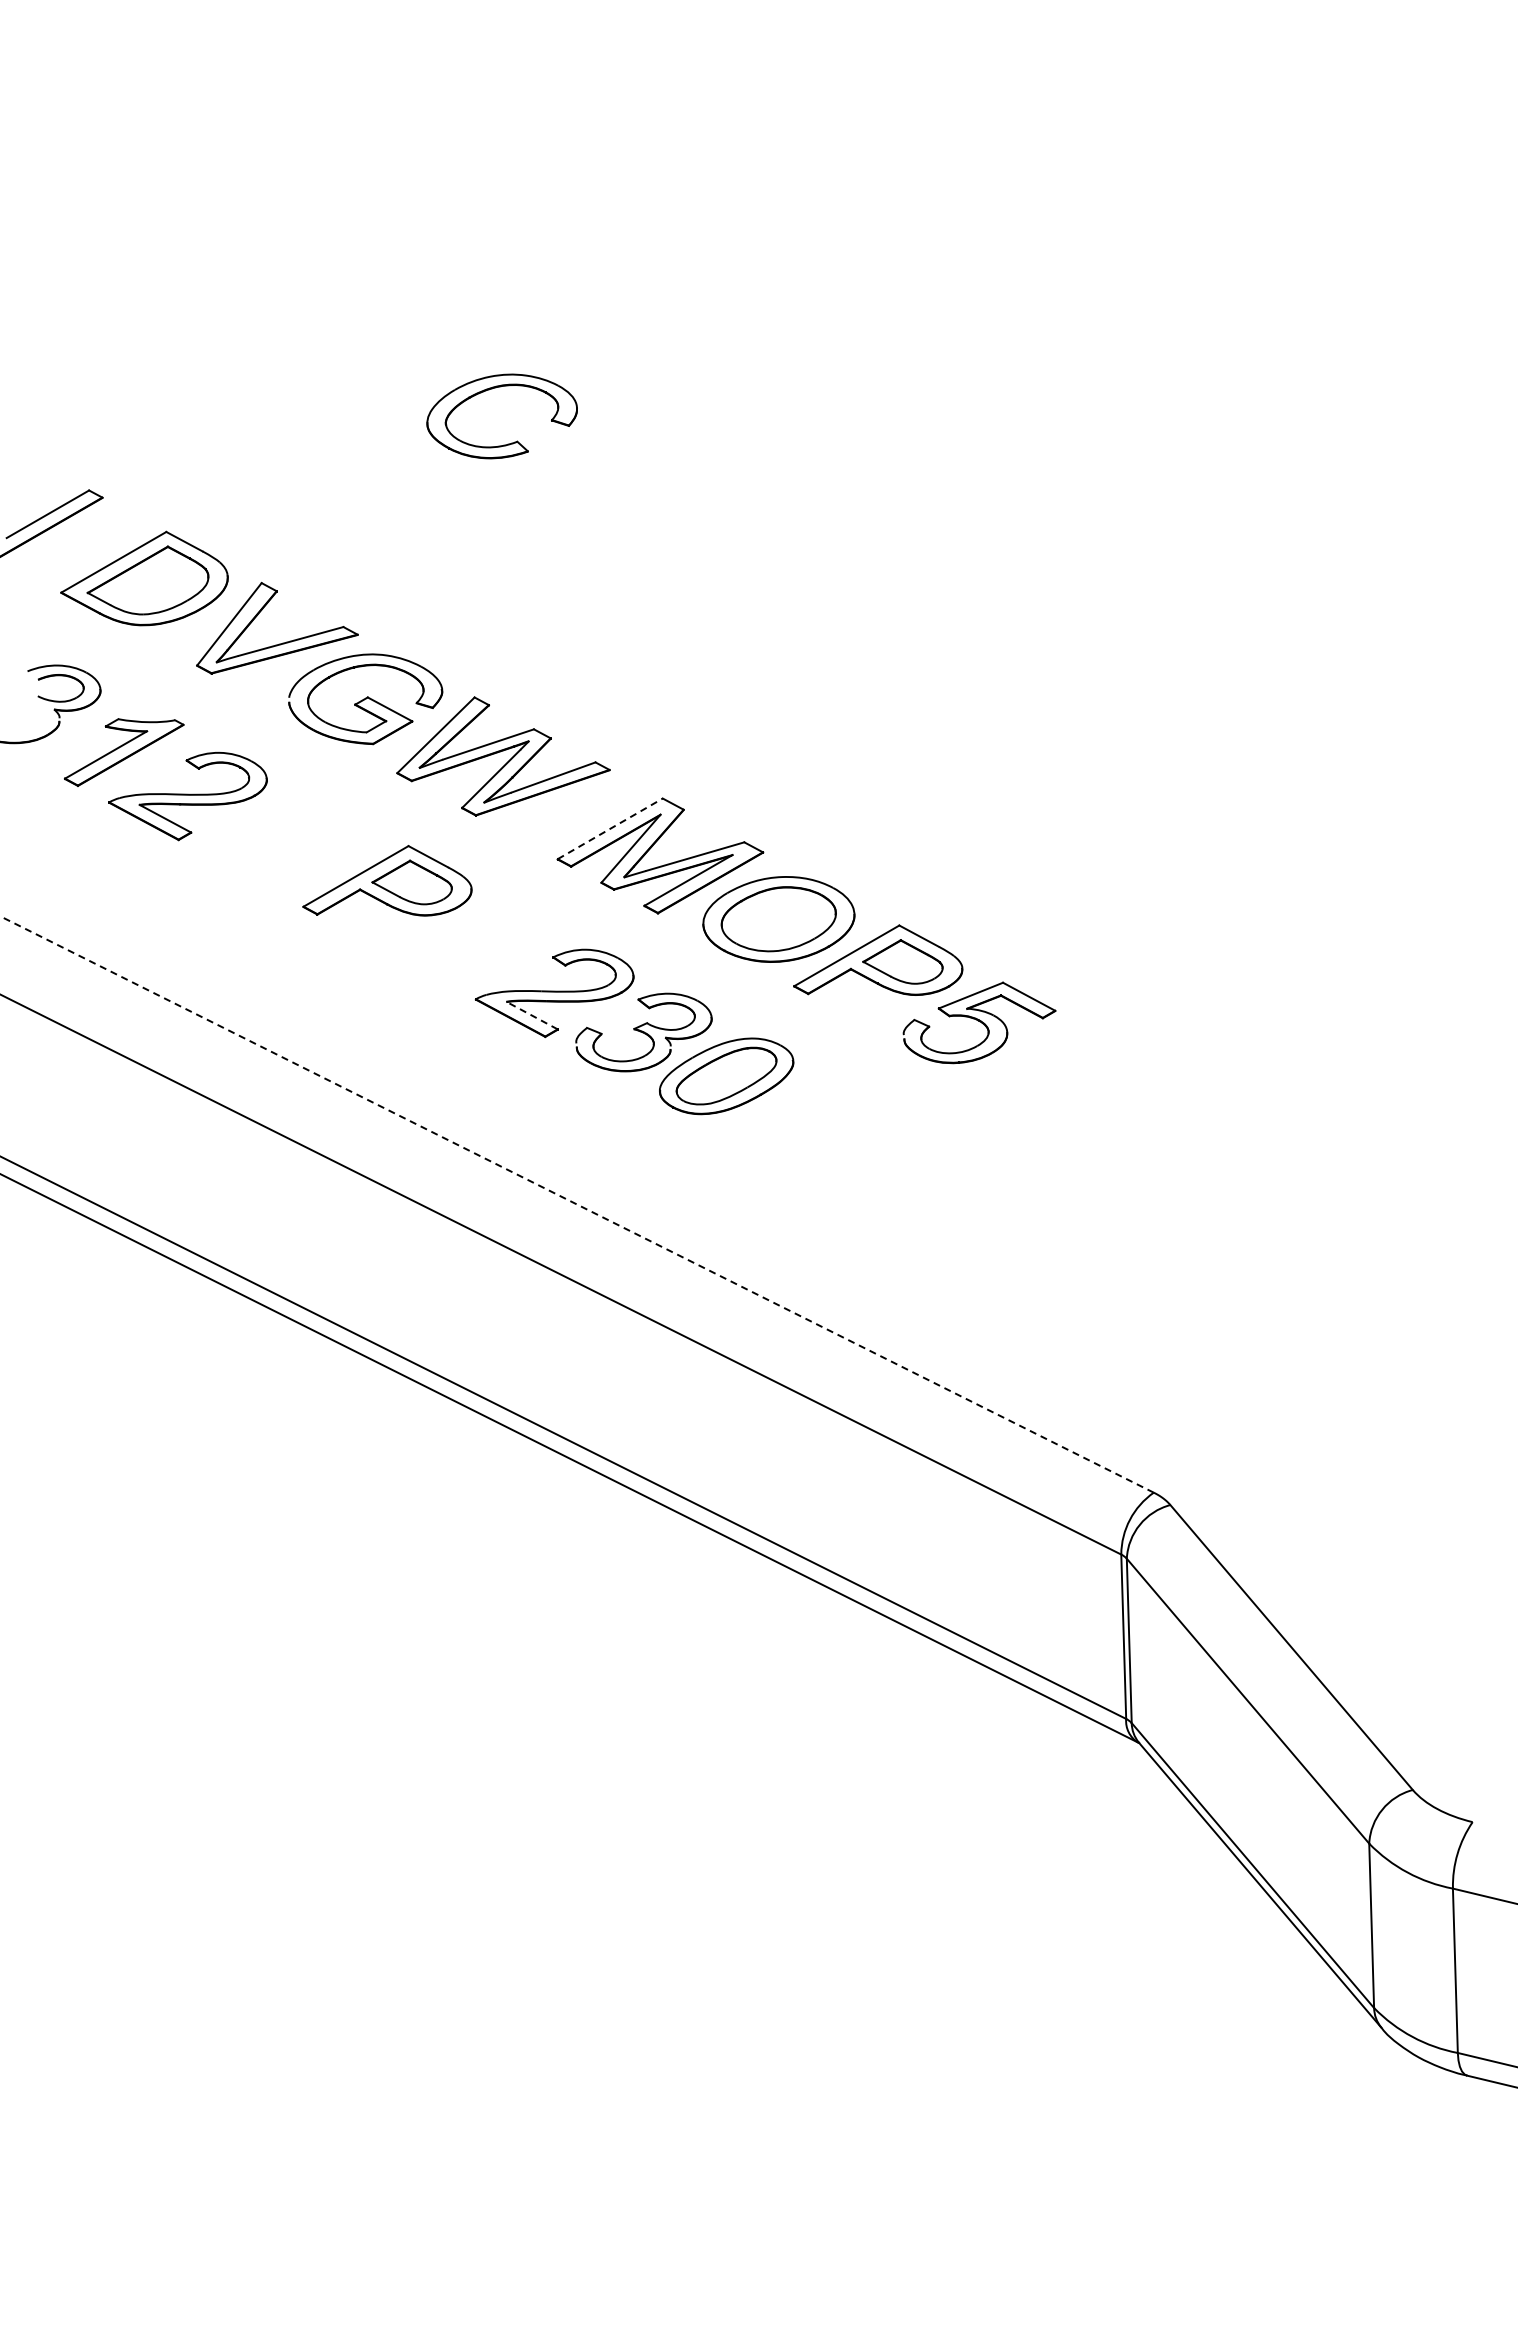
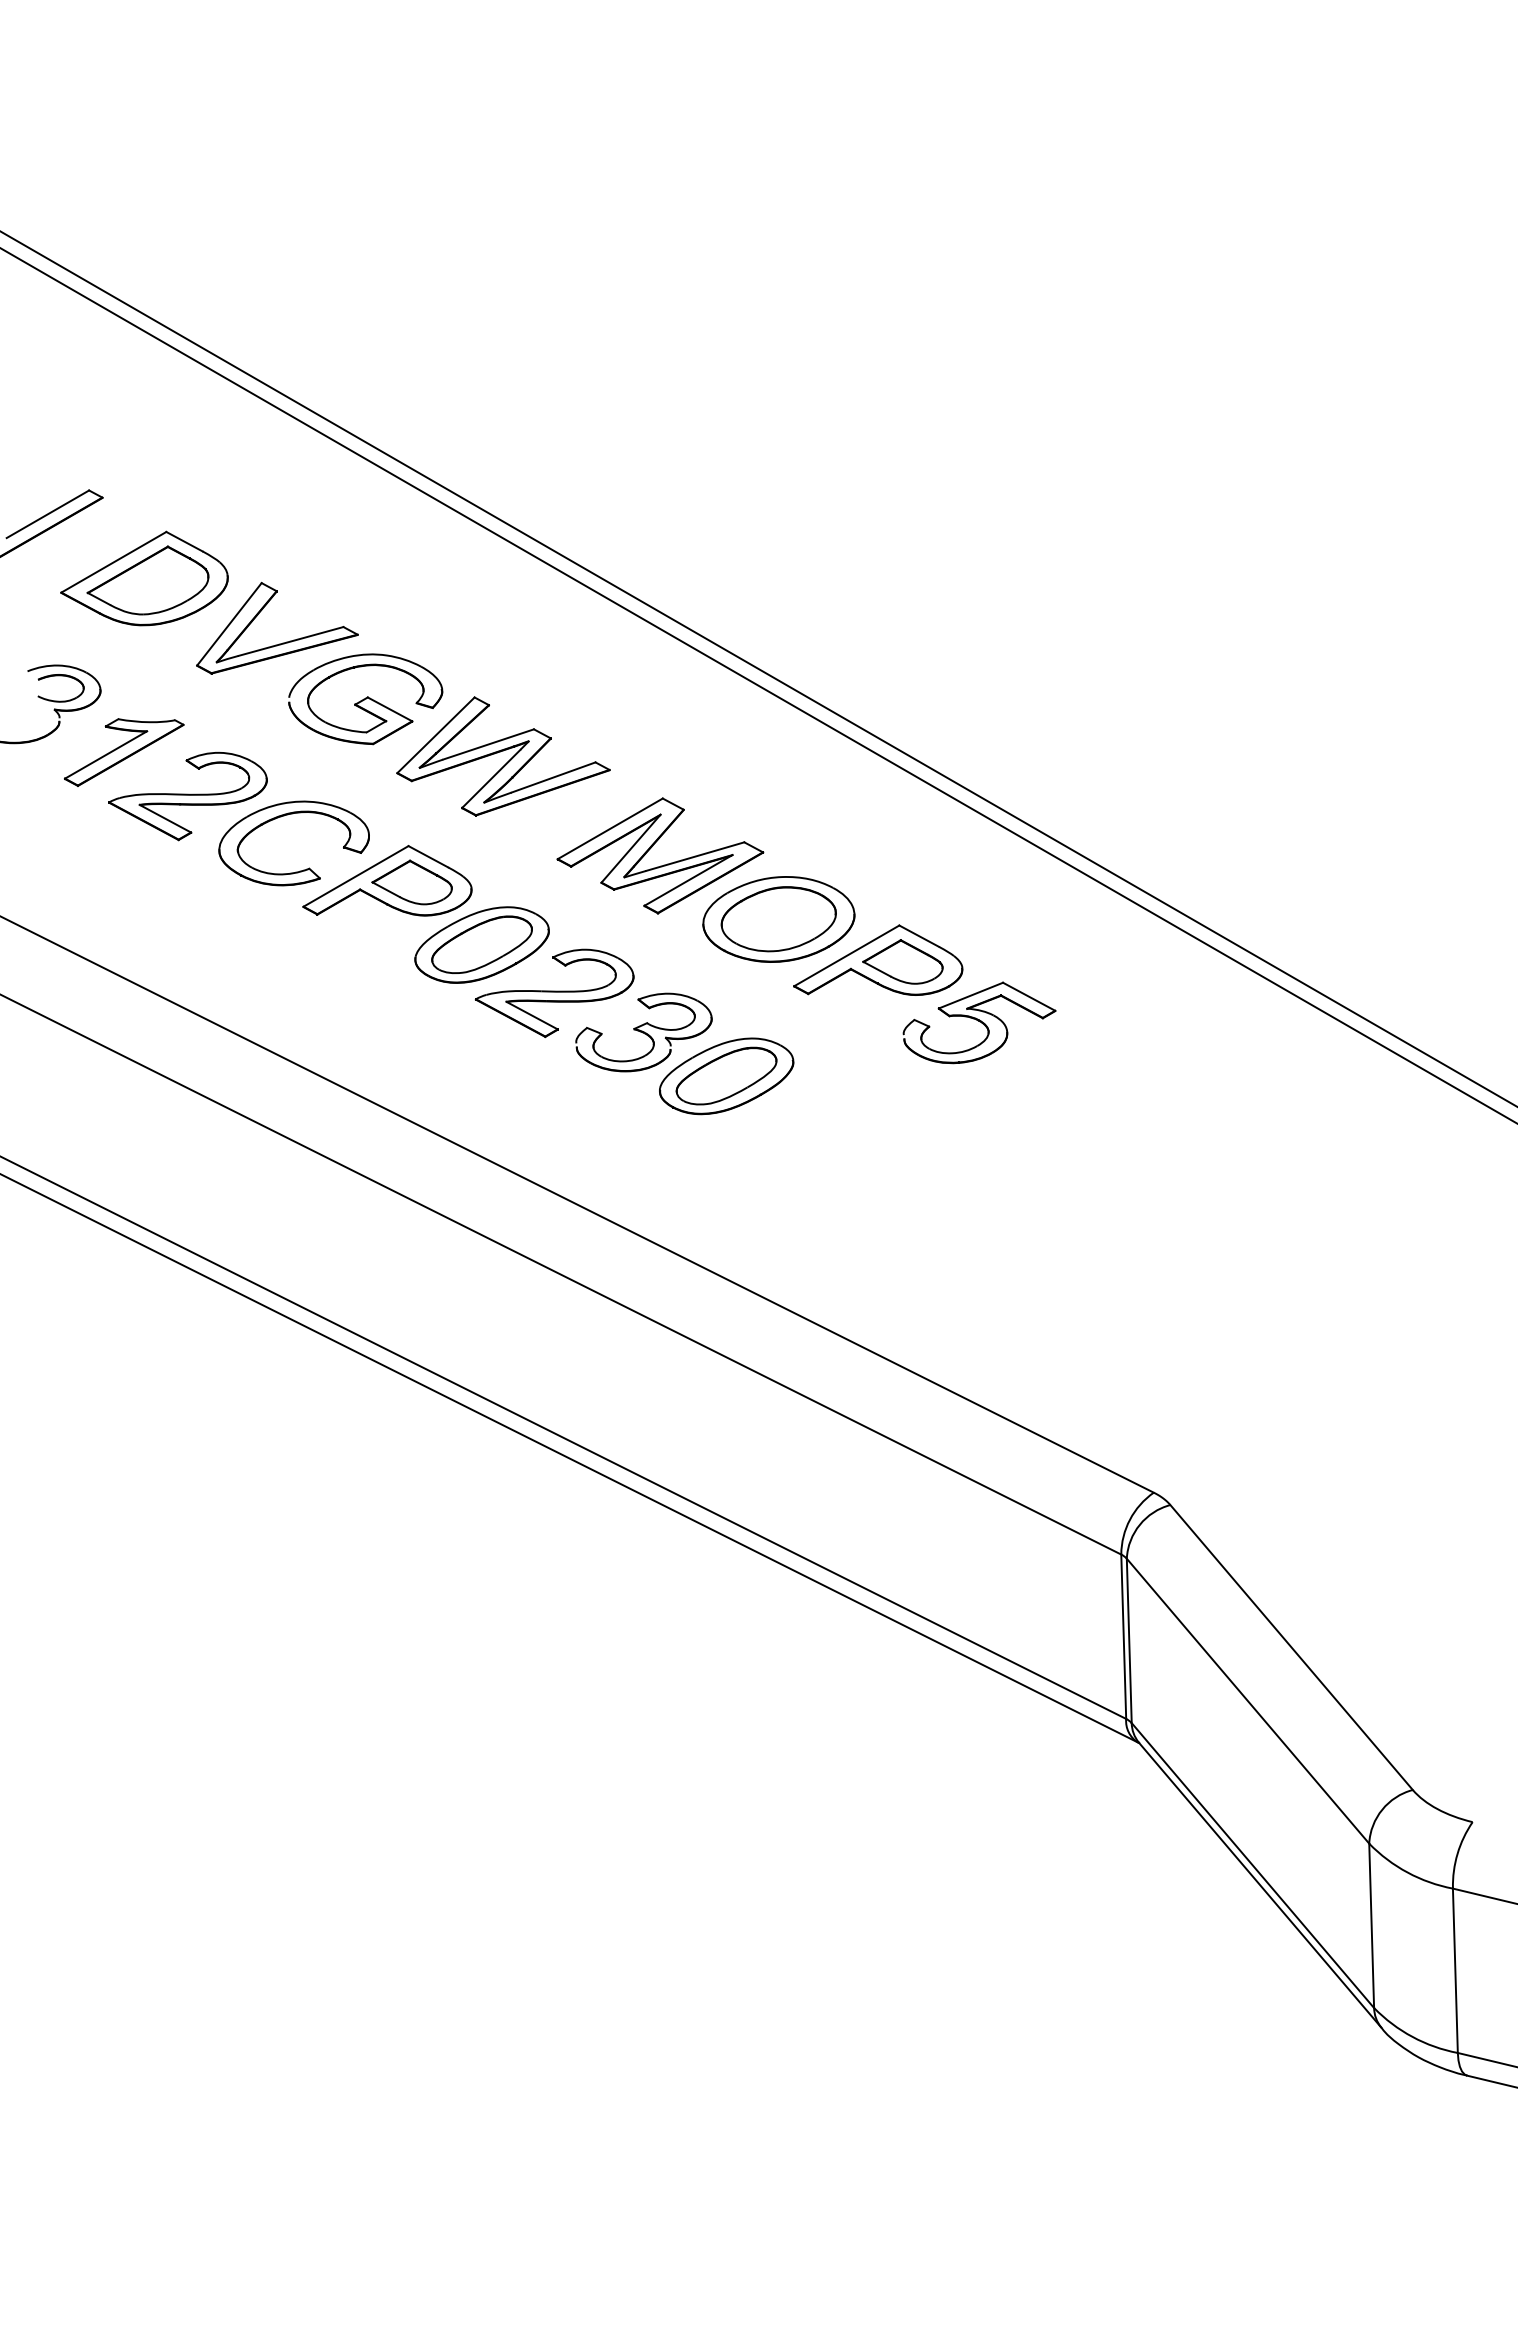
part position: (511, 442) -> (303, 869) (303, 869)
line: none -> present (758, 668)
line: none -> present (758, 685)
line: dashed -> solid (610, 828)
part: none -> present (481, 944)
line: dashed -> solid (531, 1015)
line: dashed -> solid (576, 1204)
